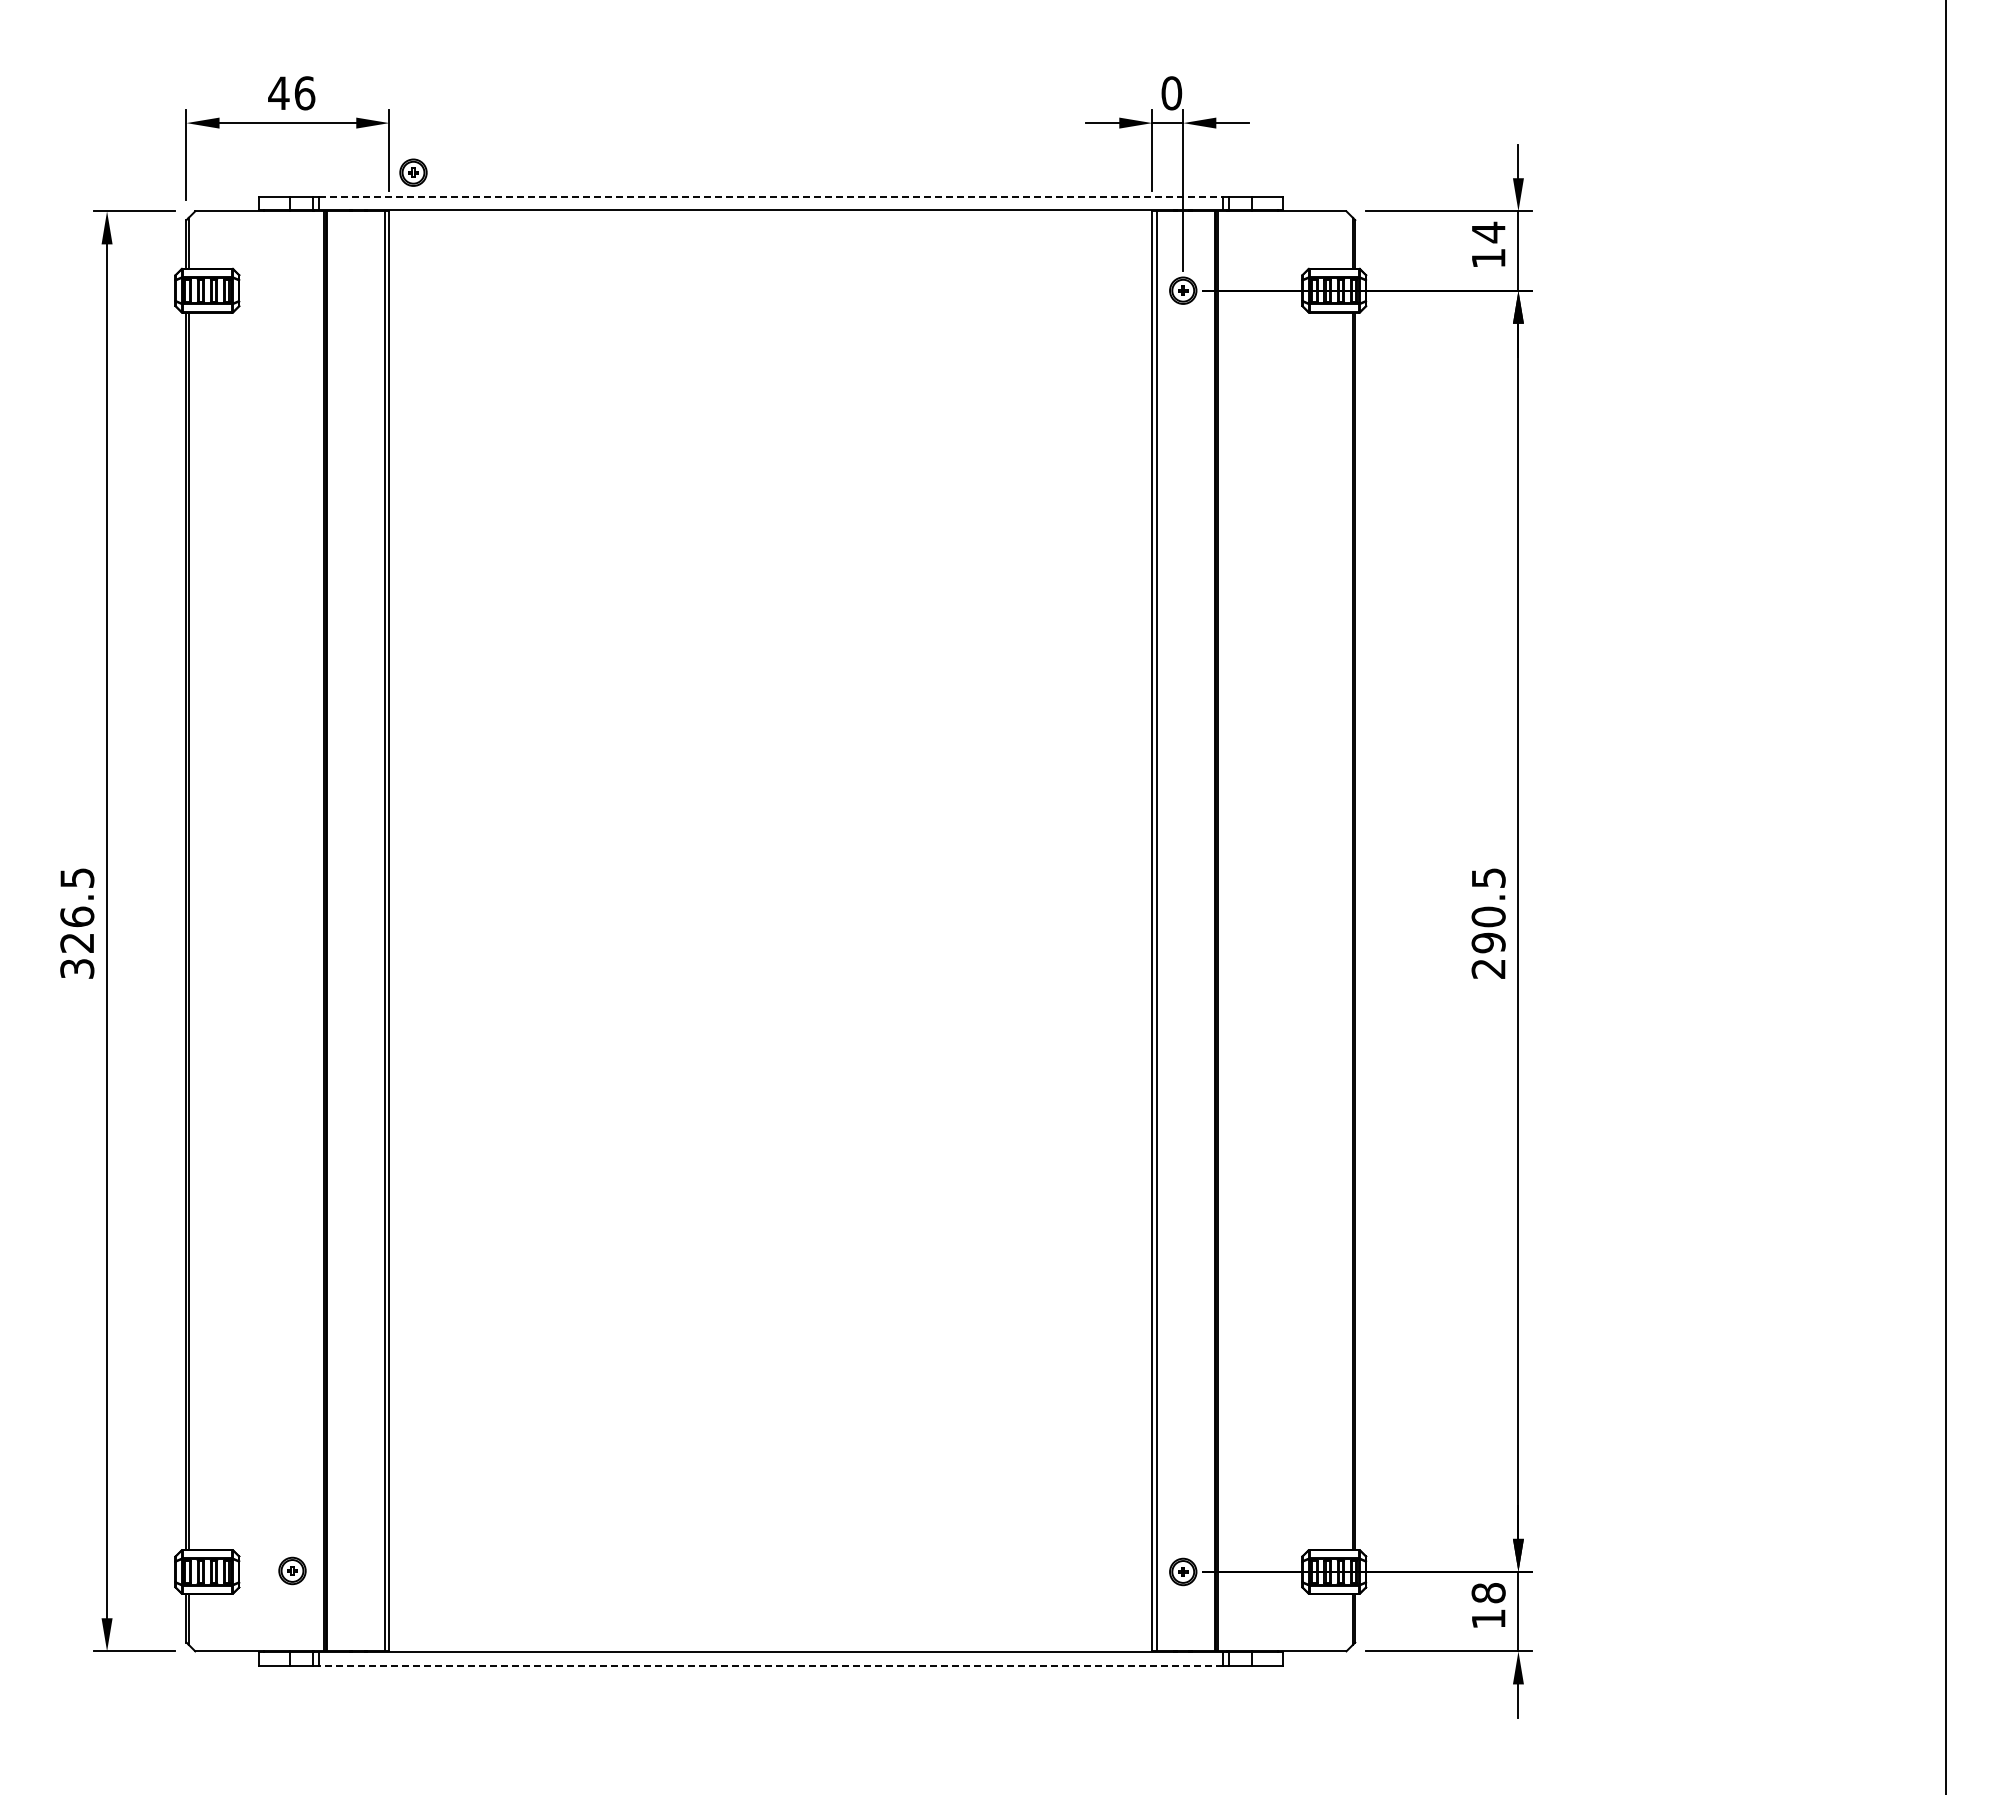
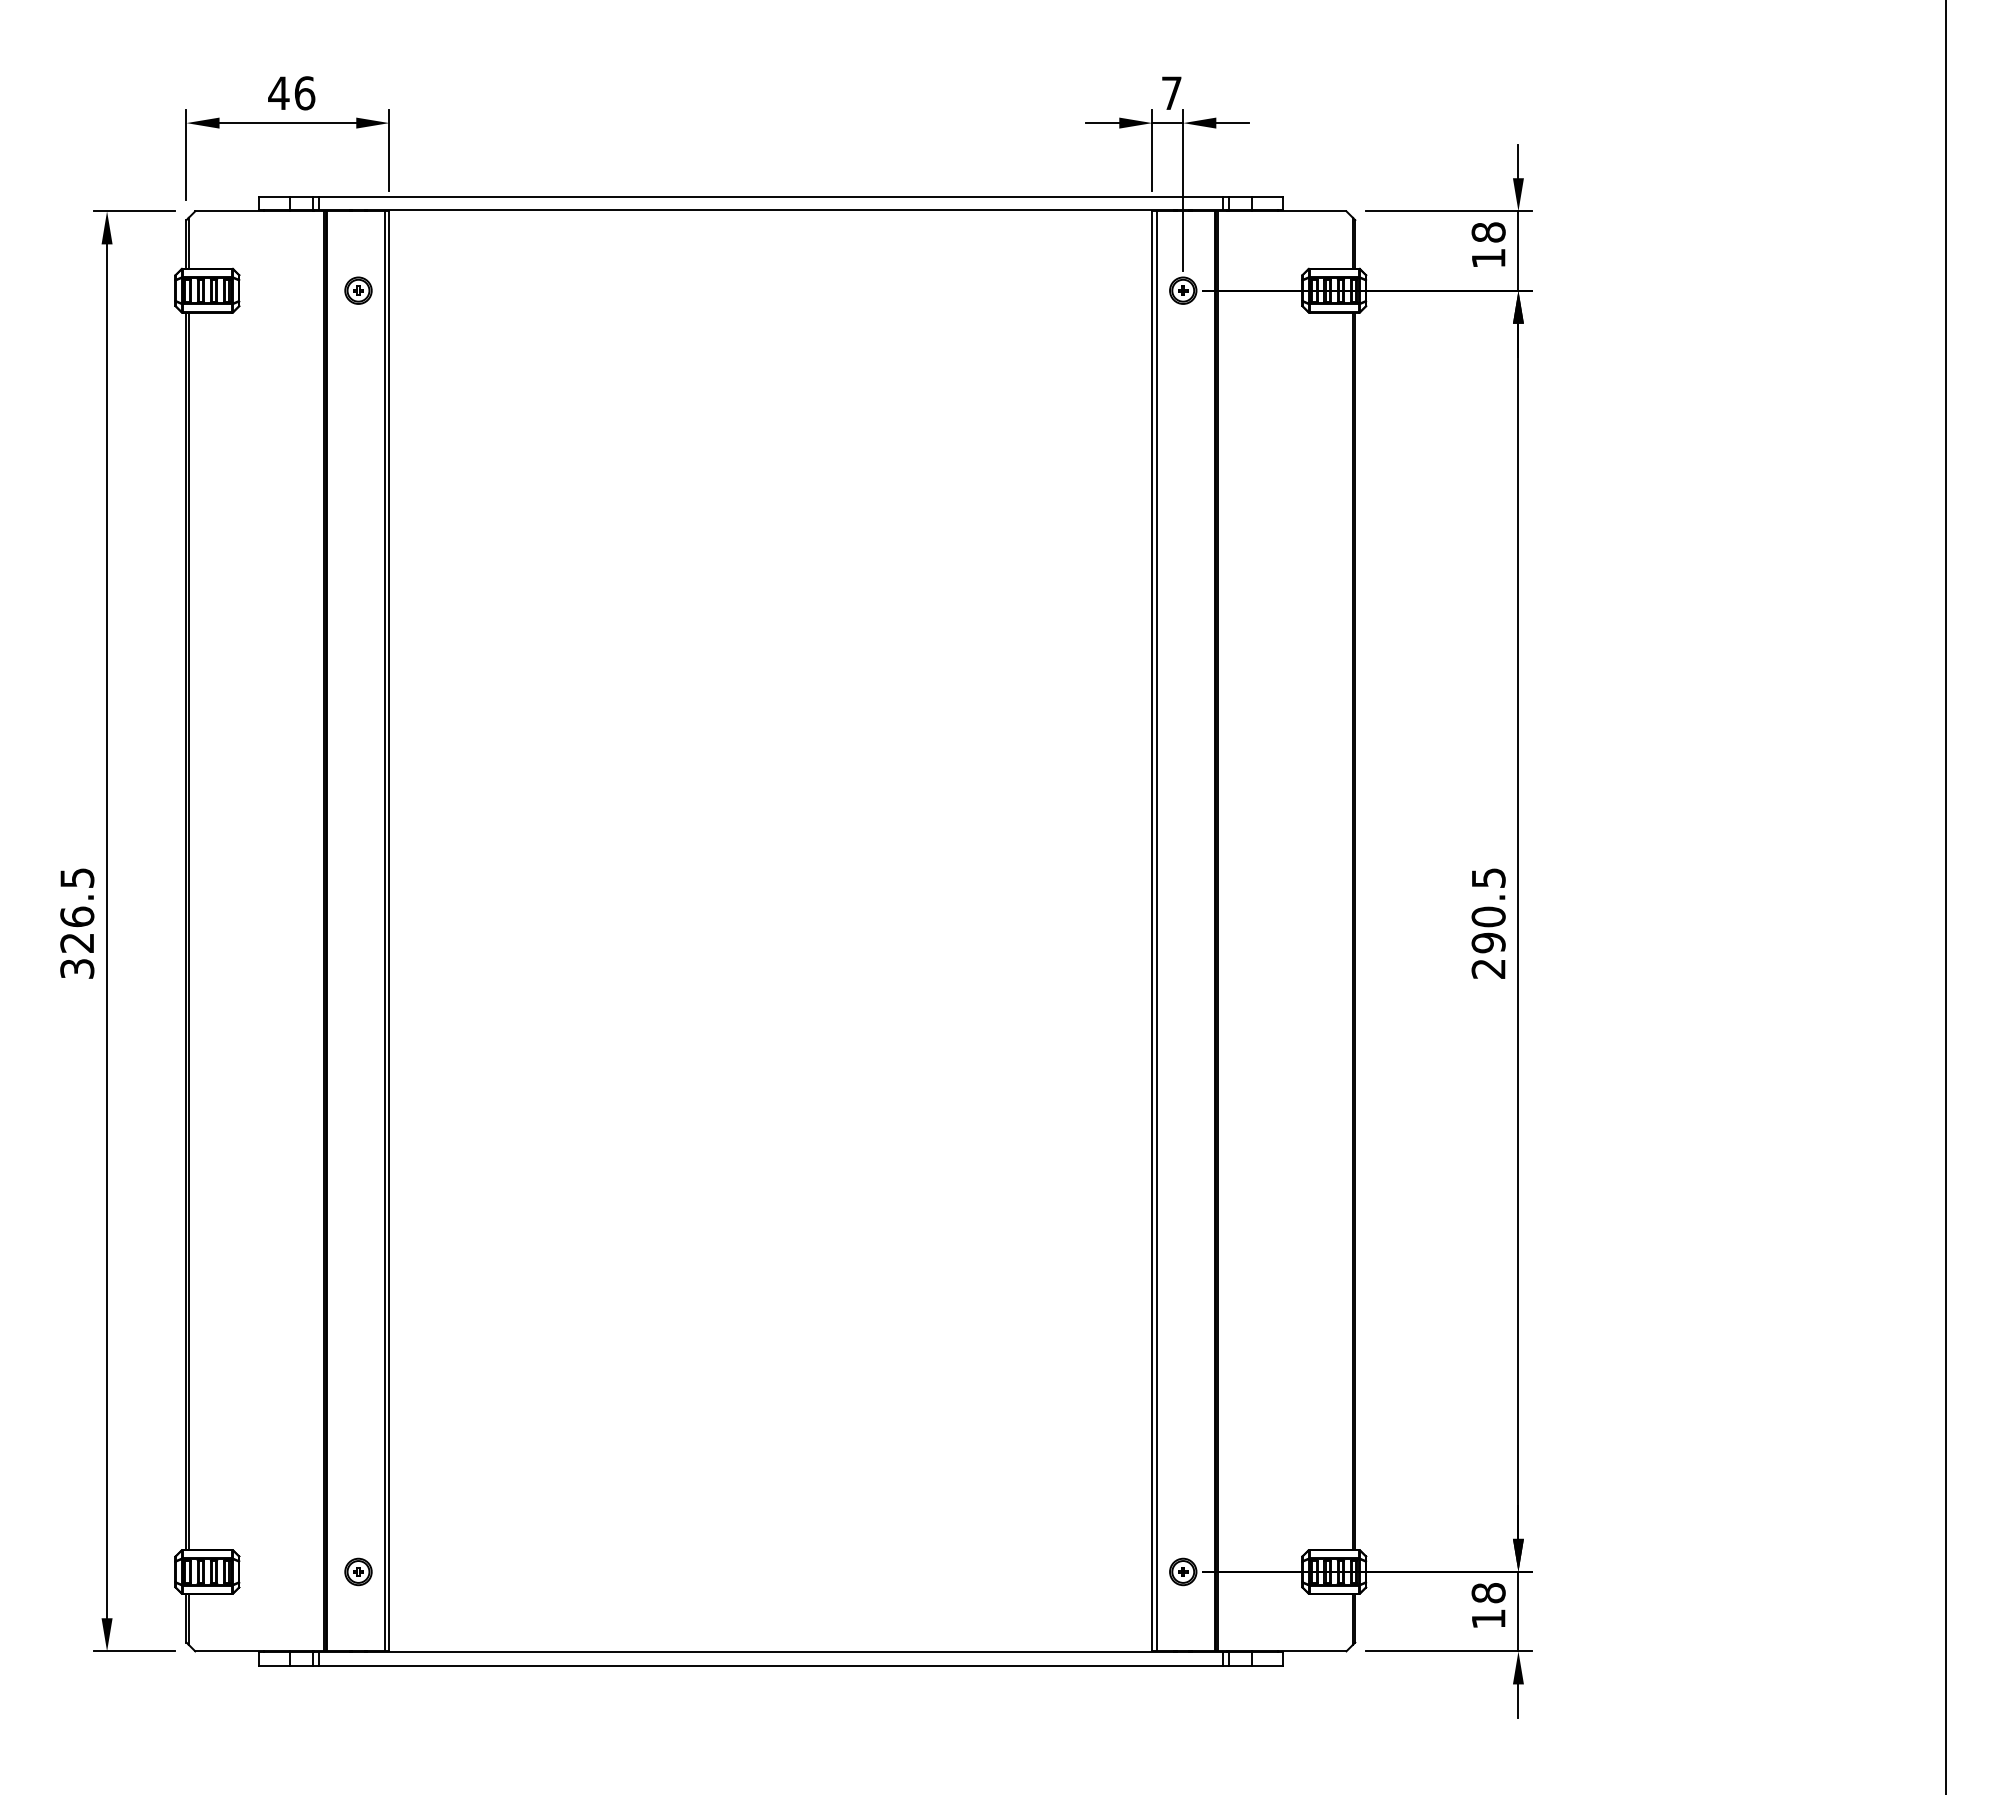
text: 0 -> 7 (1171, 93)
part position: (413, 172) -> (358, 290) (358, 290)
line: dashed -> solid (771, 197)
text: 14 -> 18 (1488, 232)
part position: (292, 1570) -> (358, 1571) (358, 1571)
line: dashed -> solid (770, 1665)
